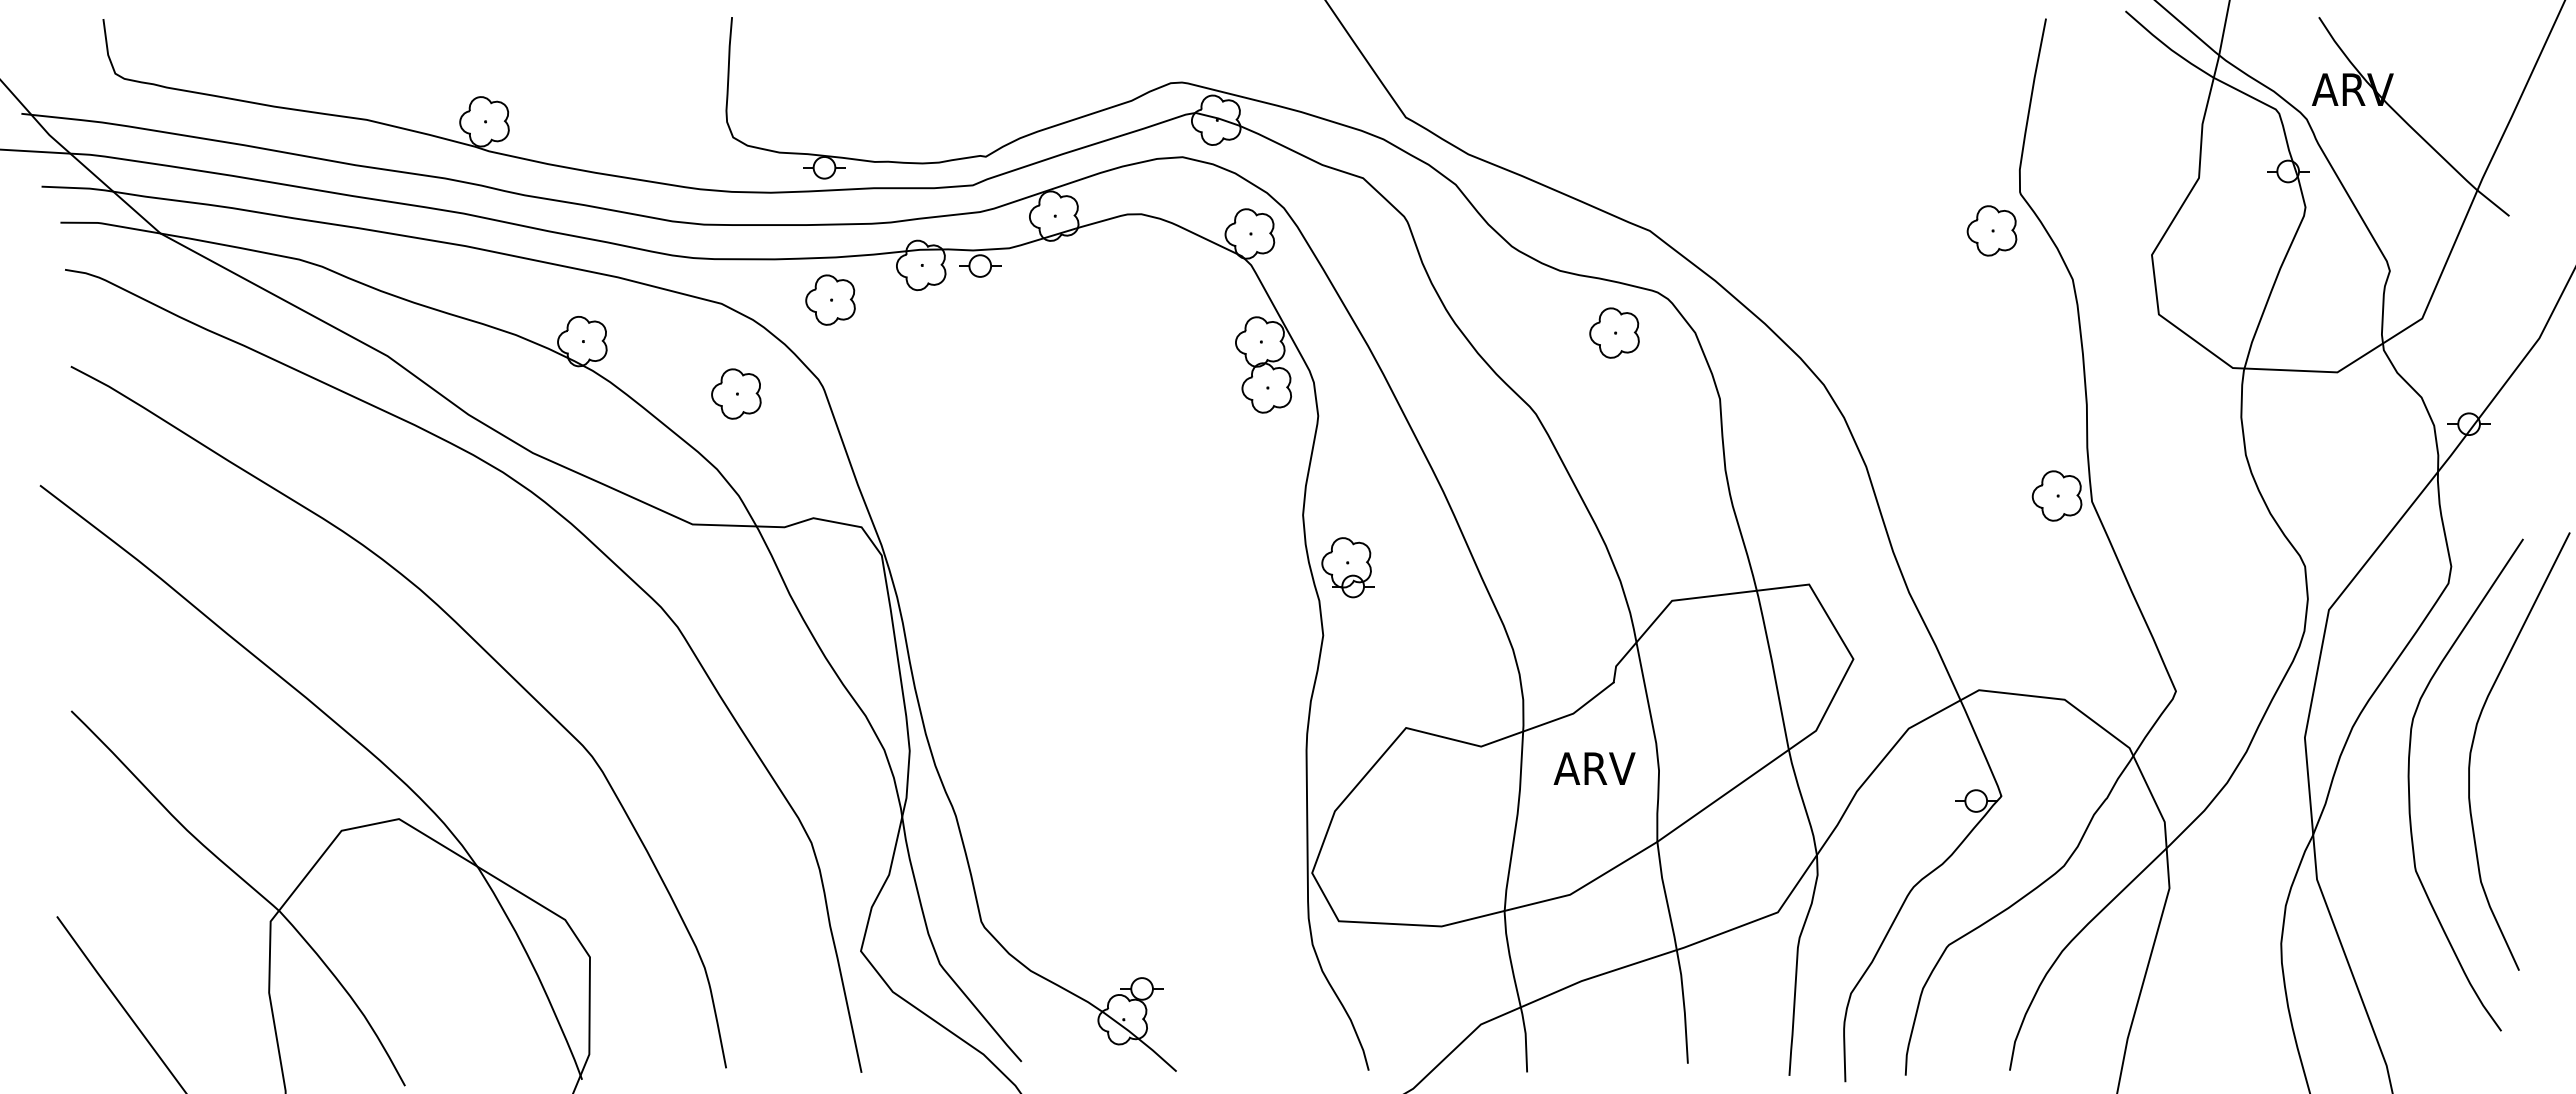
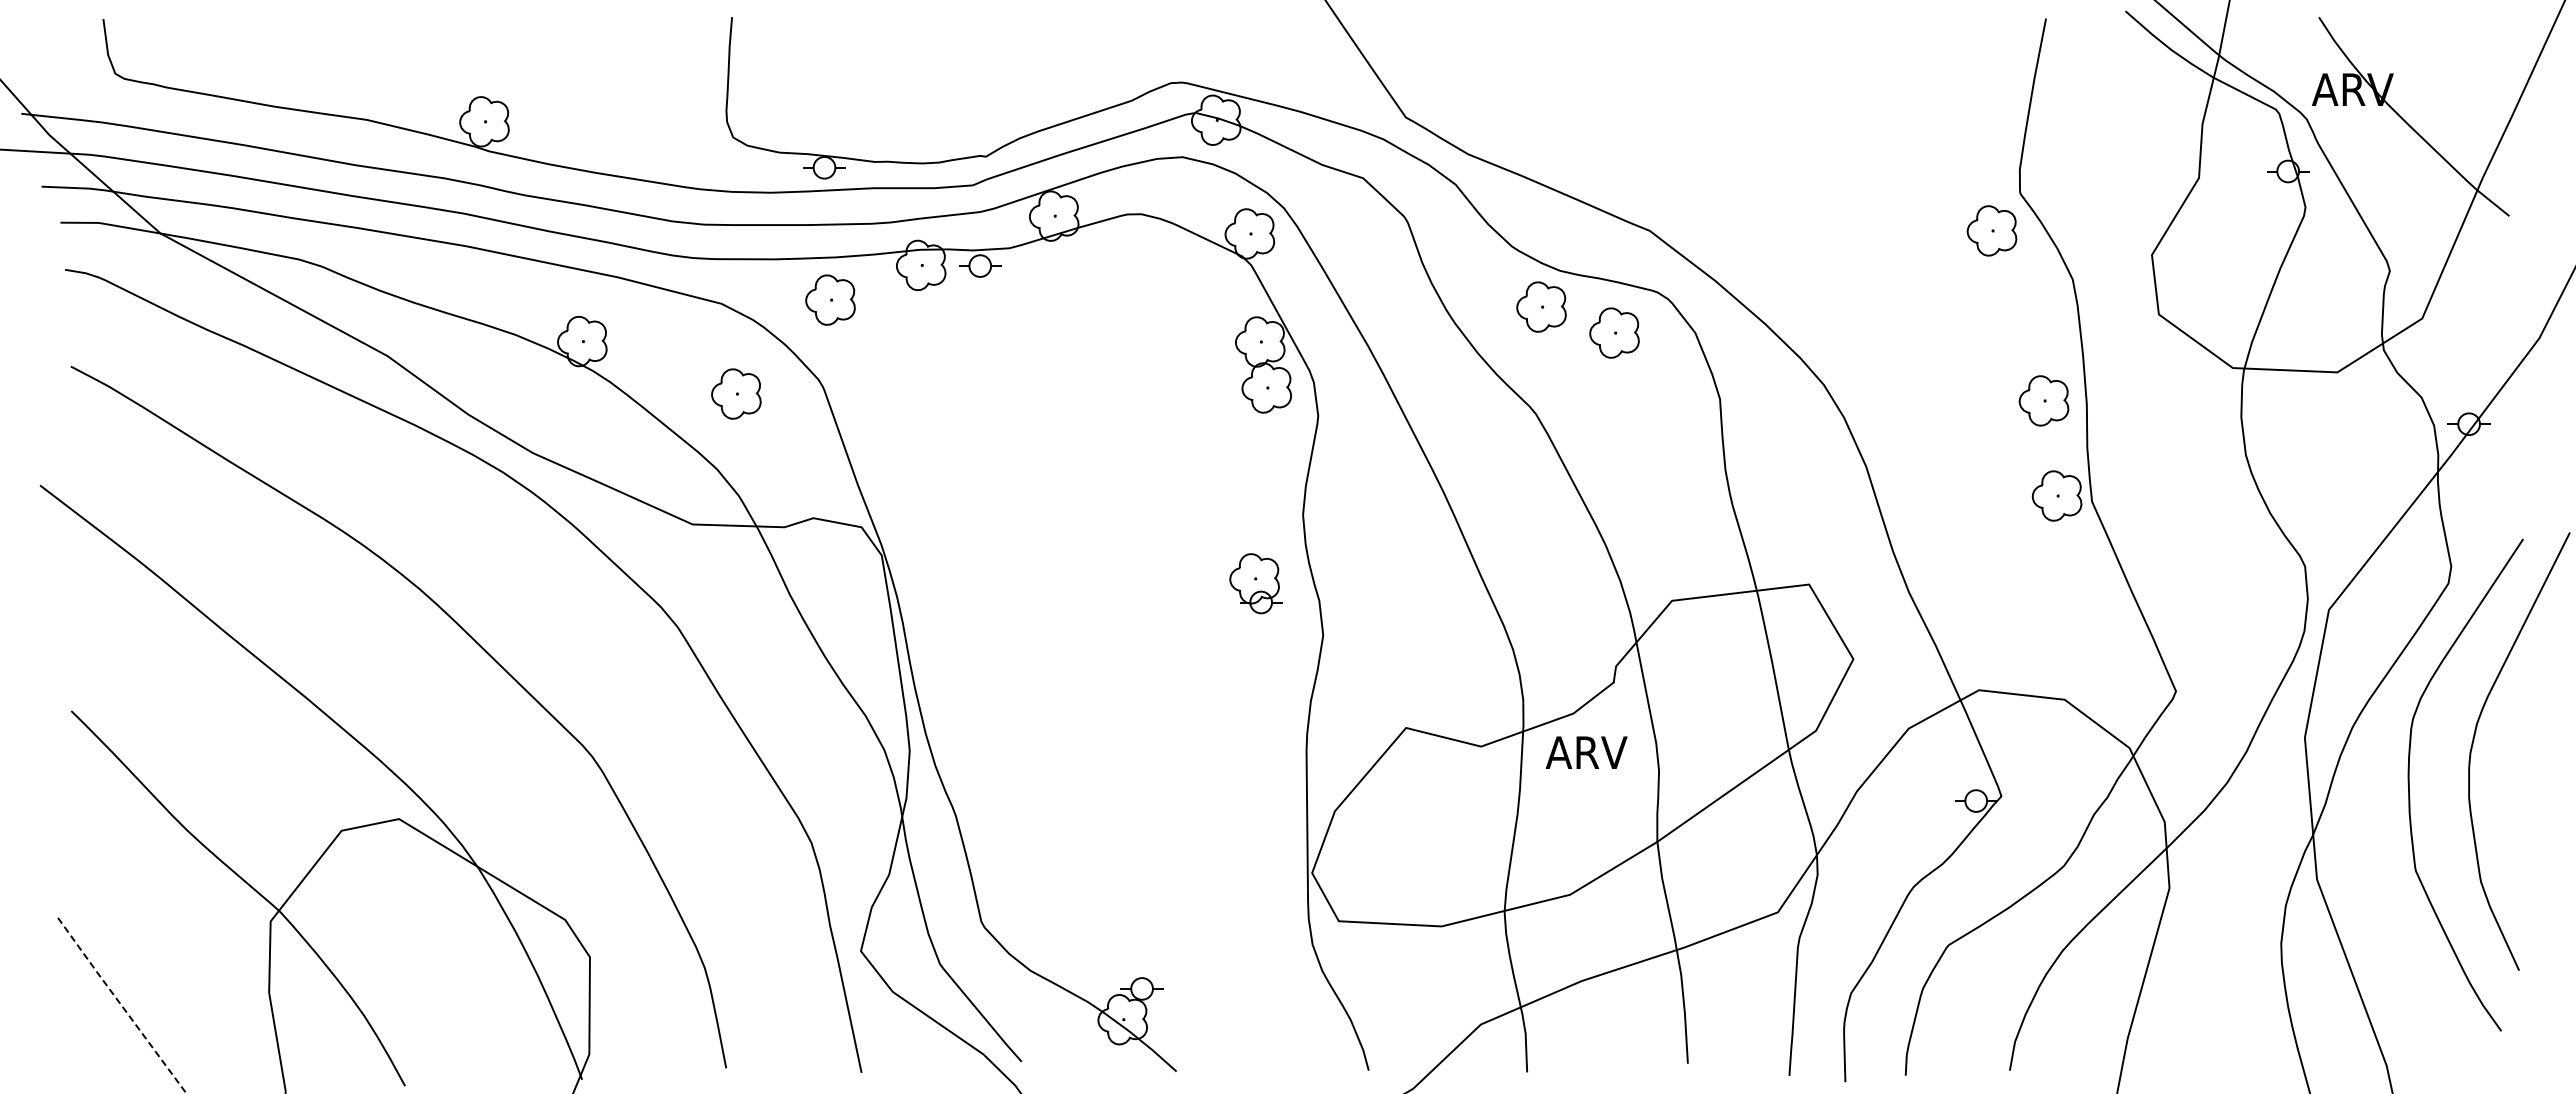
part: none -> present (1541, 306)
part: none -> present (2043, 400)
part position: (1347, 567) -> (1255, 583) (1255, 583)
text position: (1594, 768) -> (1586, 752) (1586, 752)
line: solid -> dashed (120, 1004)
